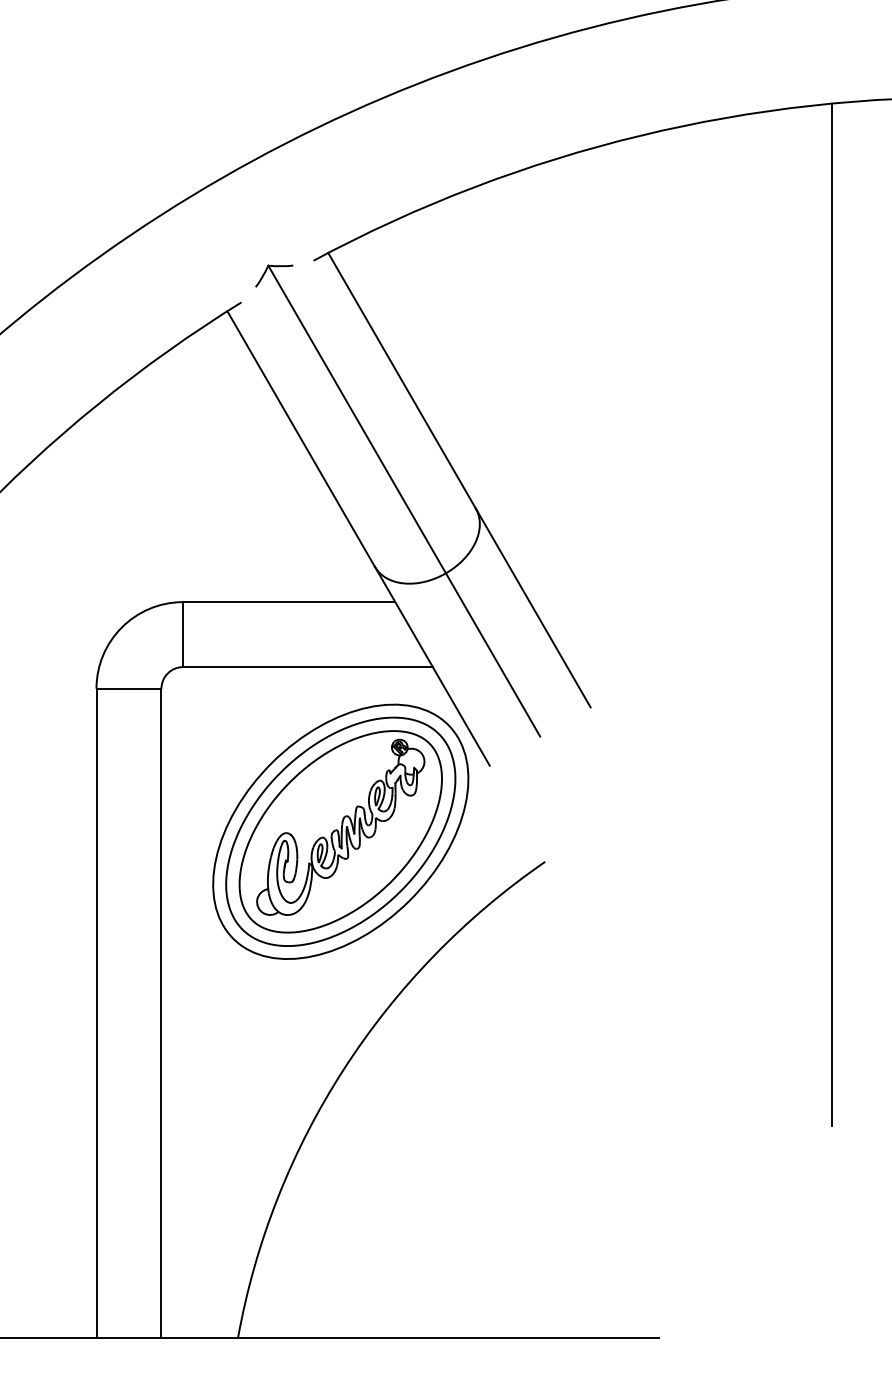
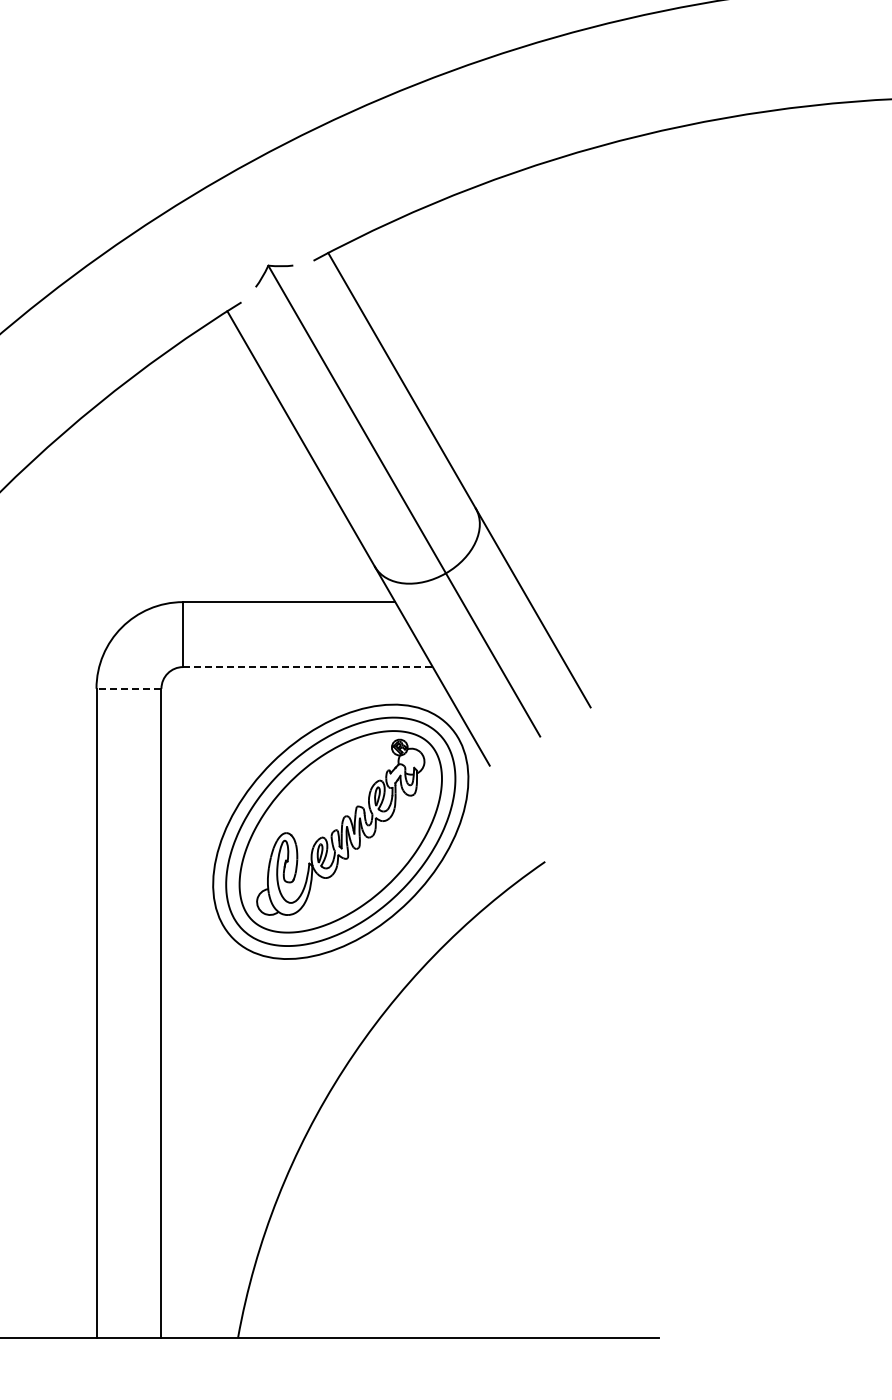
line: present -> none (832, 614)
line: solid -> dashed (307, 667)
line: solid -> dashed (128, 688)
